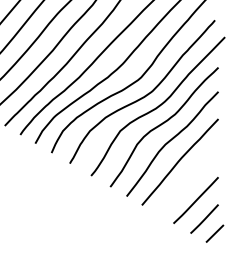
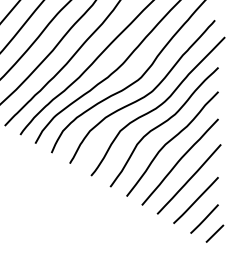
line: none -> present (188, 179)
